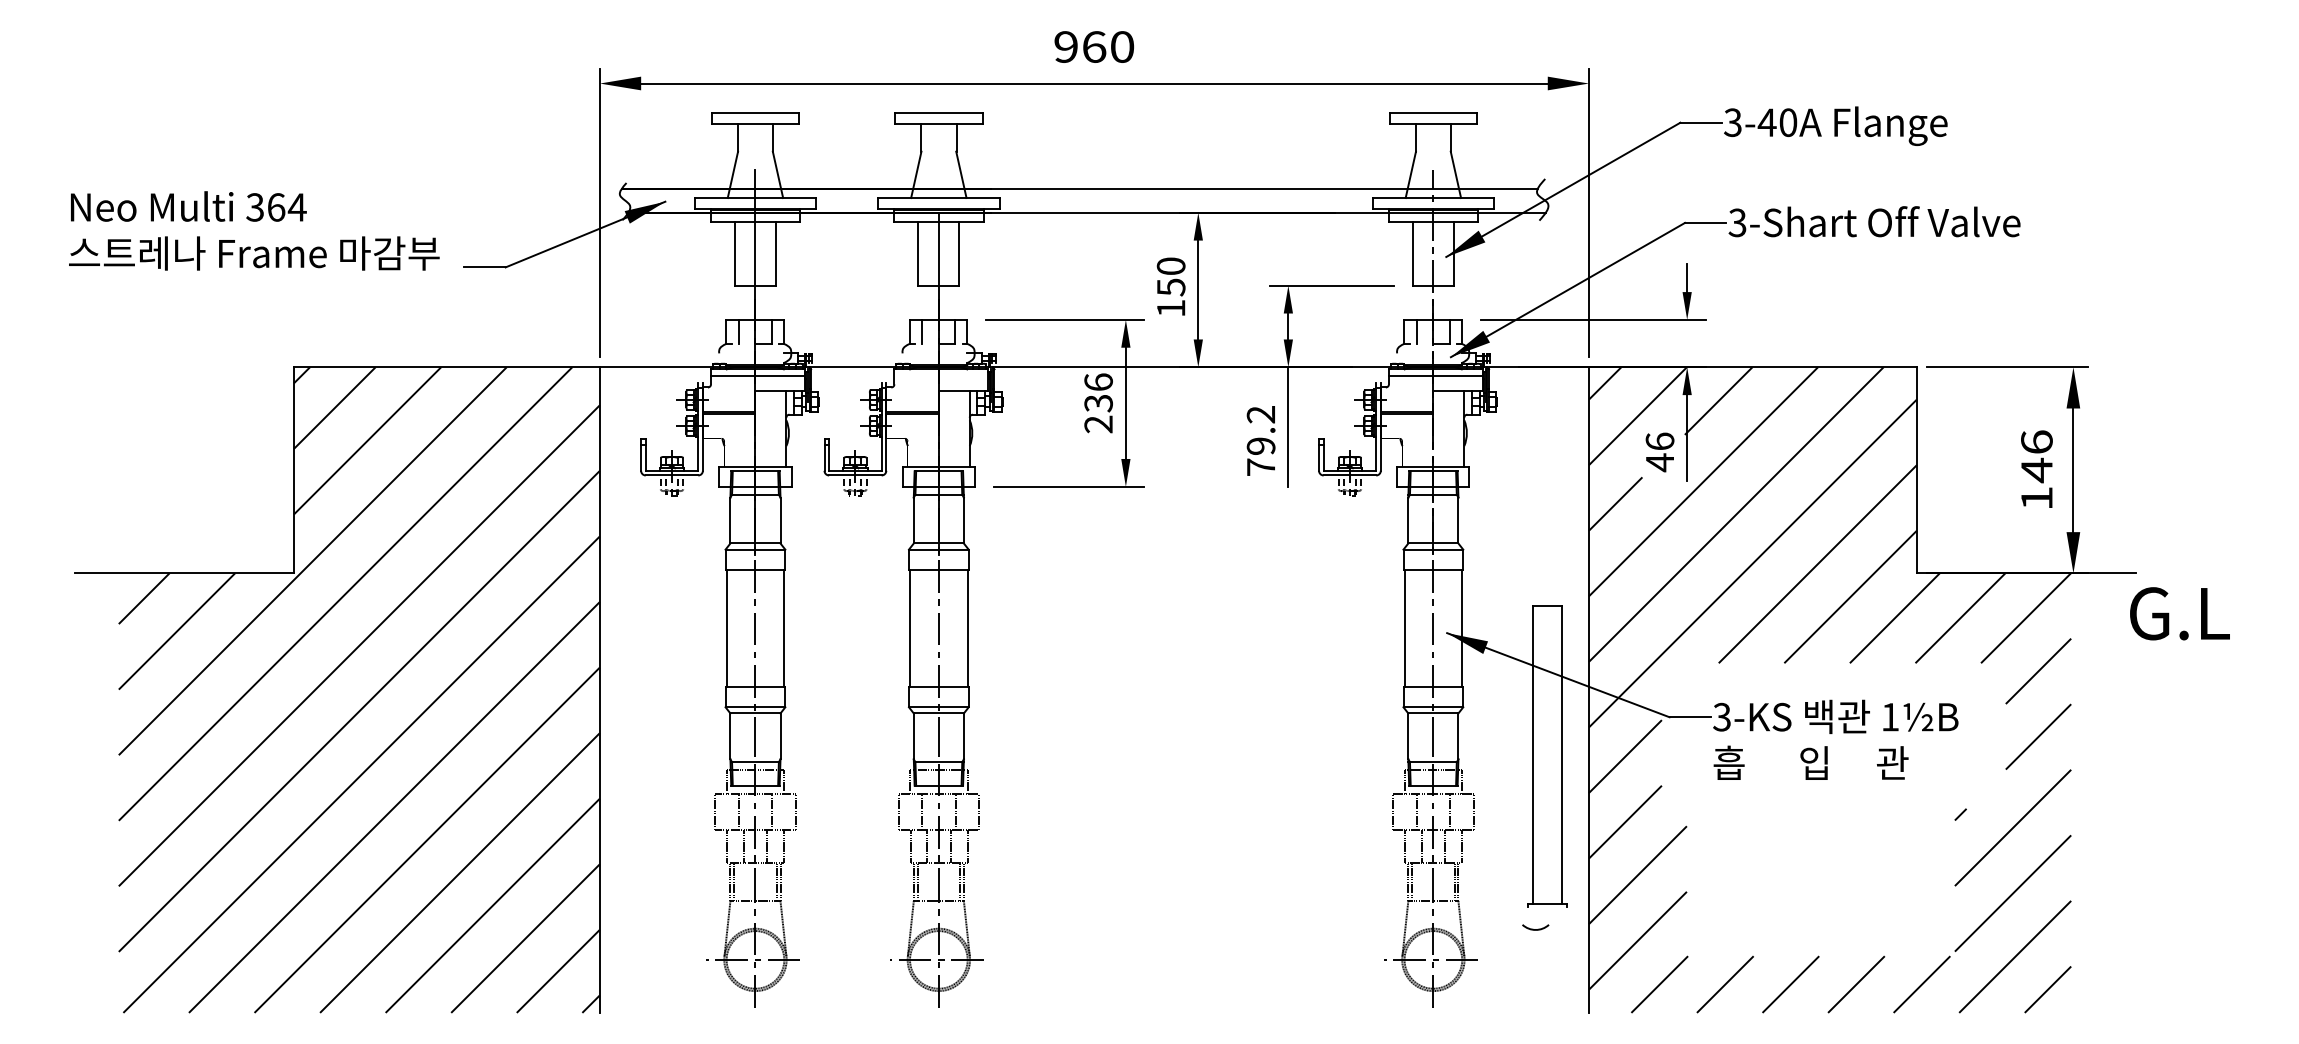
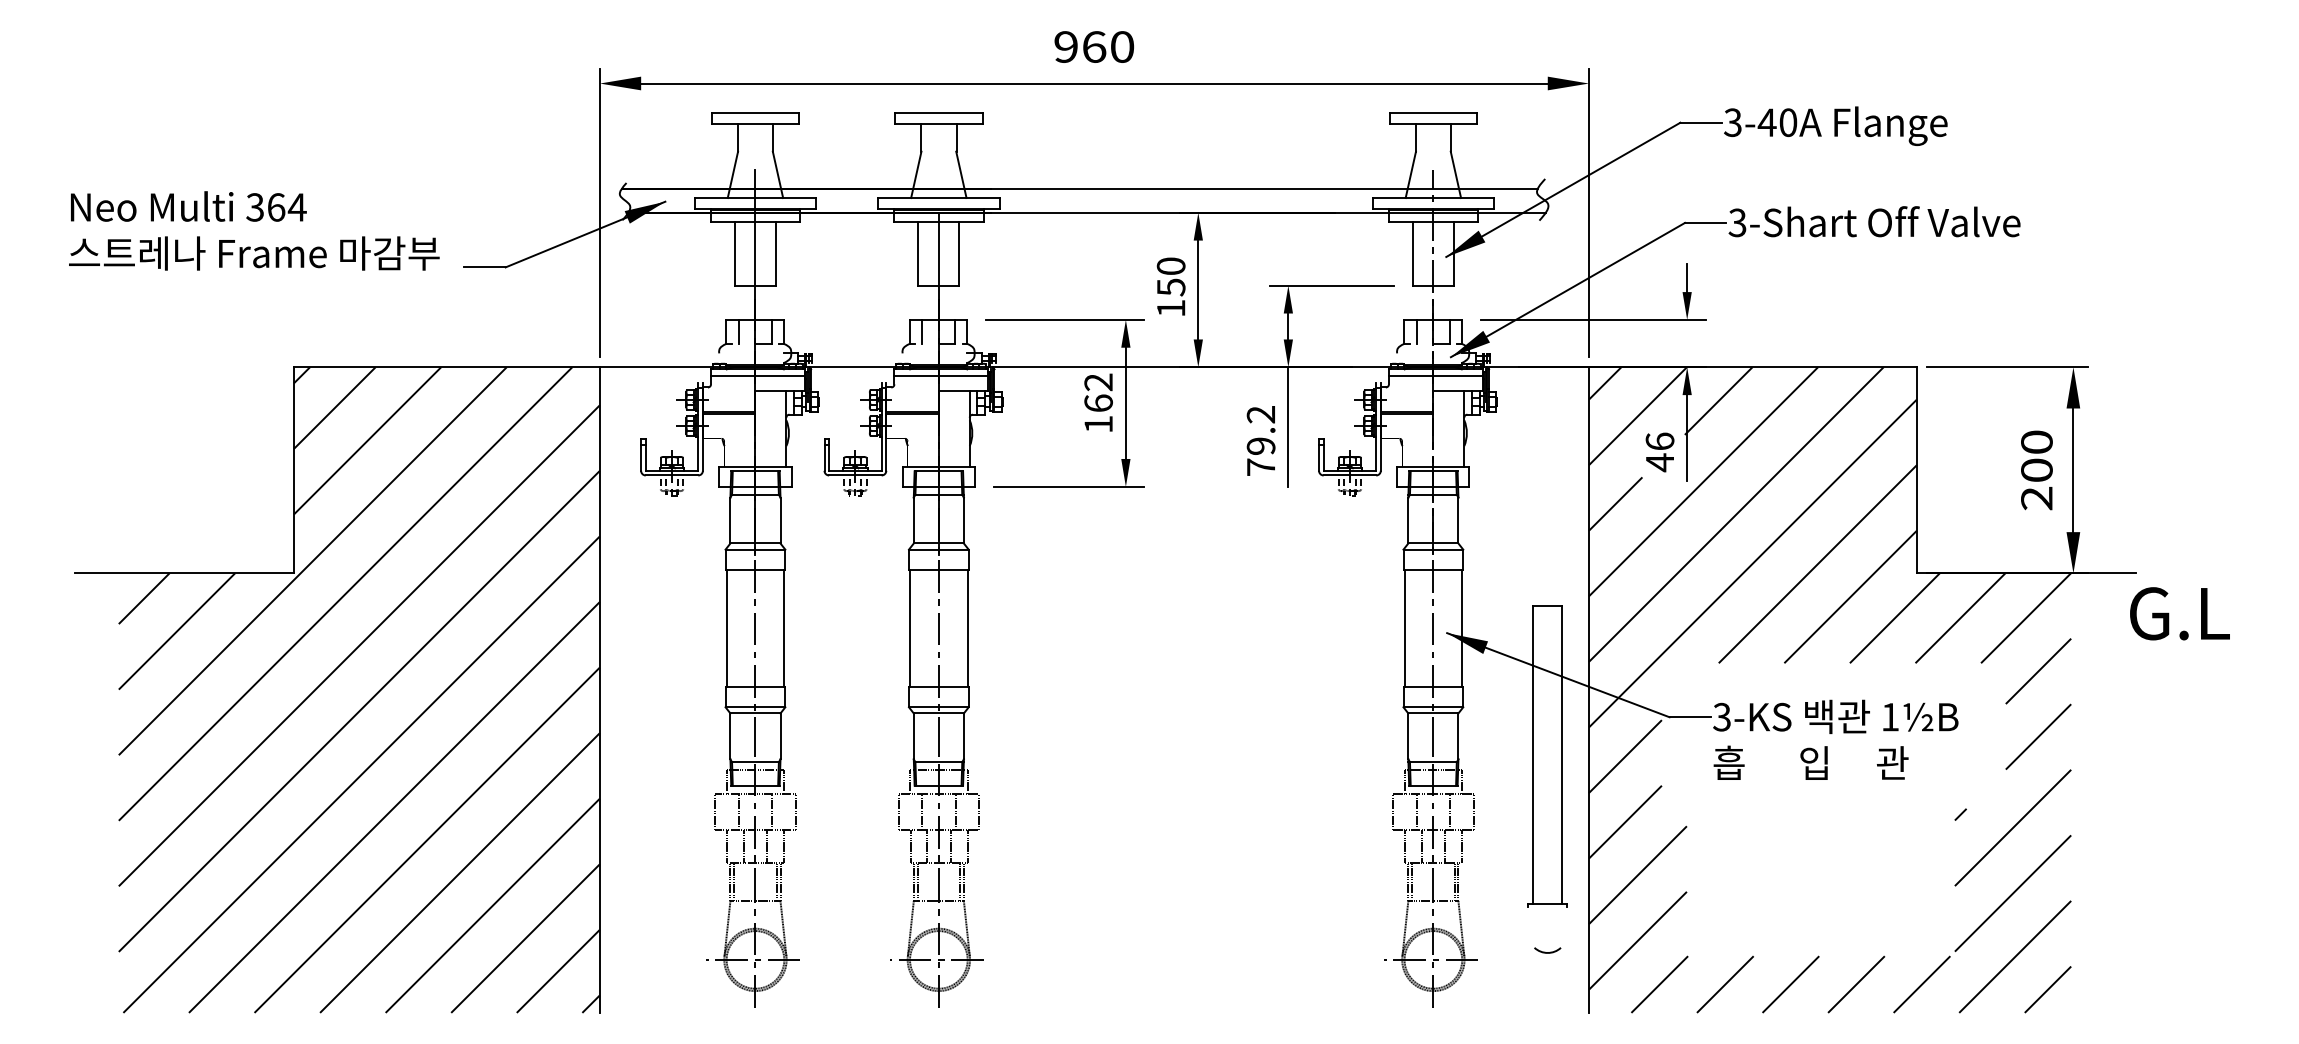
line: none -> present (941, 375)
text: 236 -> 162 (1098, 403)
text: 146 -> 200 (2036, 470)
arc position: (1535, 929) -> (1547, 952) (1547, 952)
